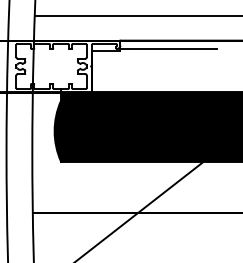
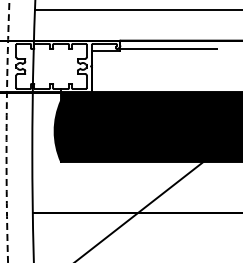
line position: (136, 15) -> (136, 9) (136, 9)
circle: solid -> dashed (7, 131)
